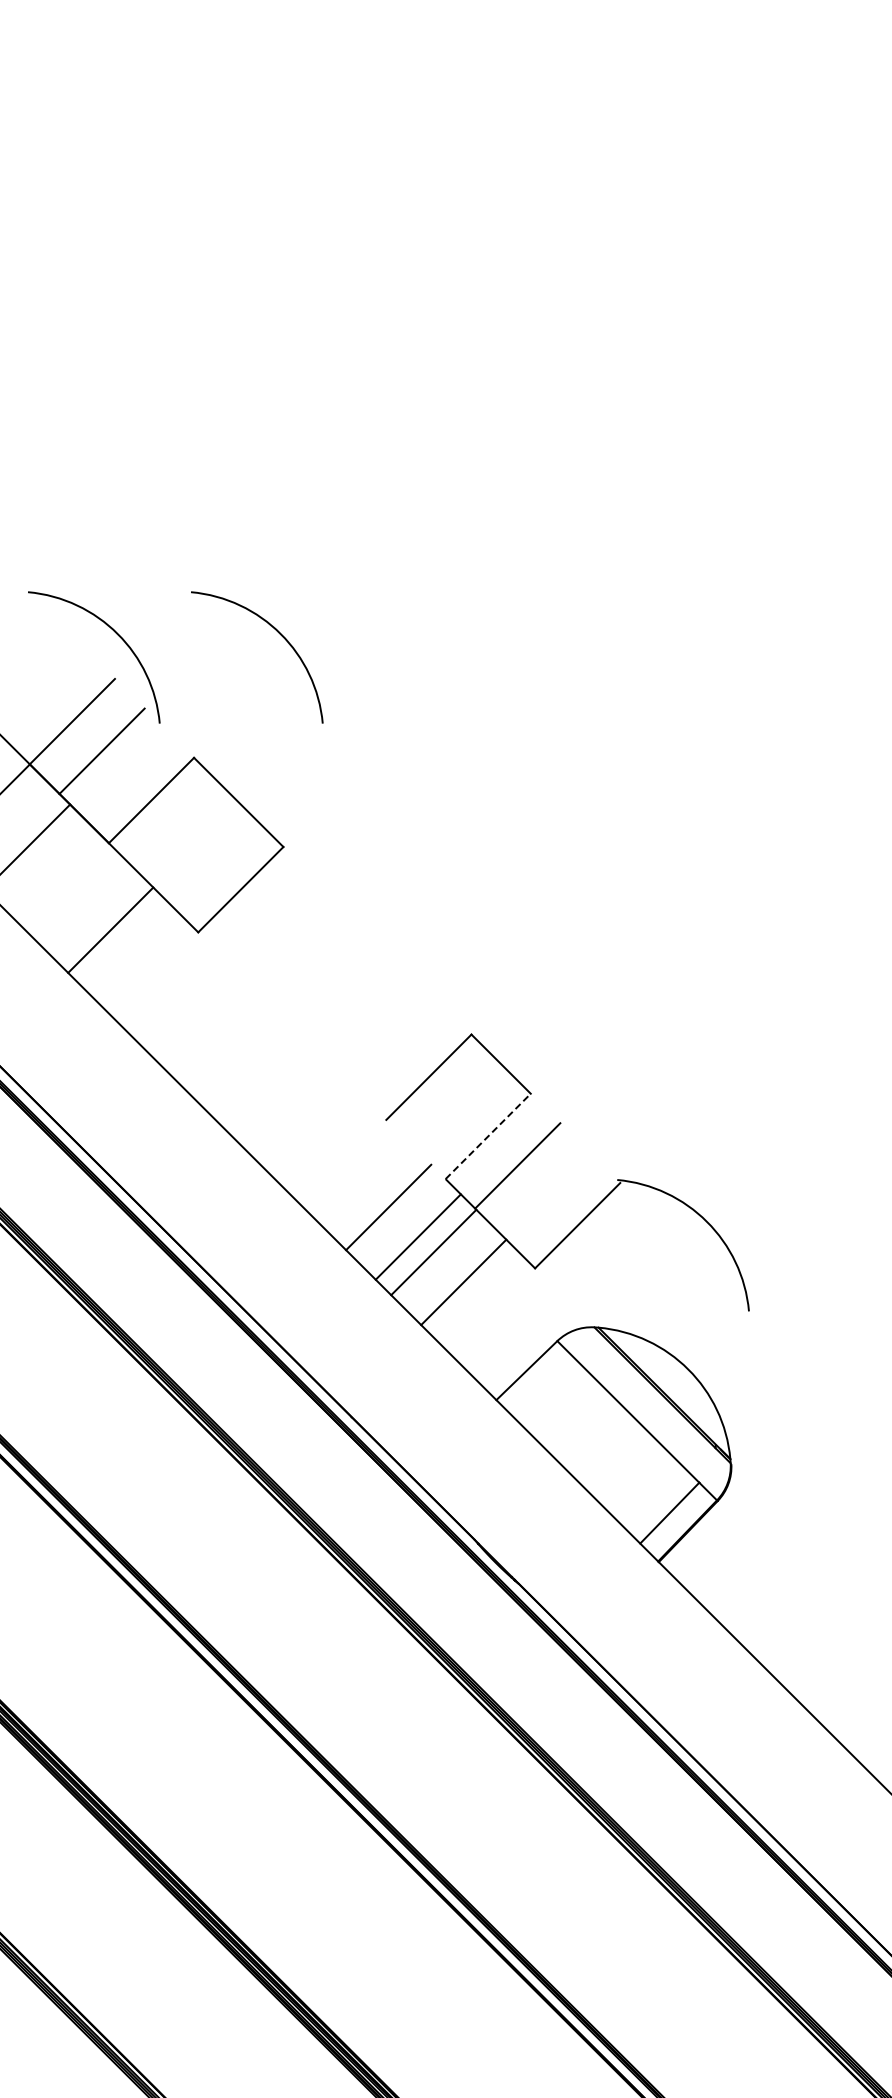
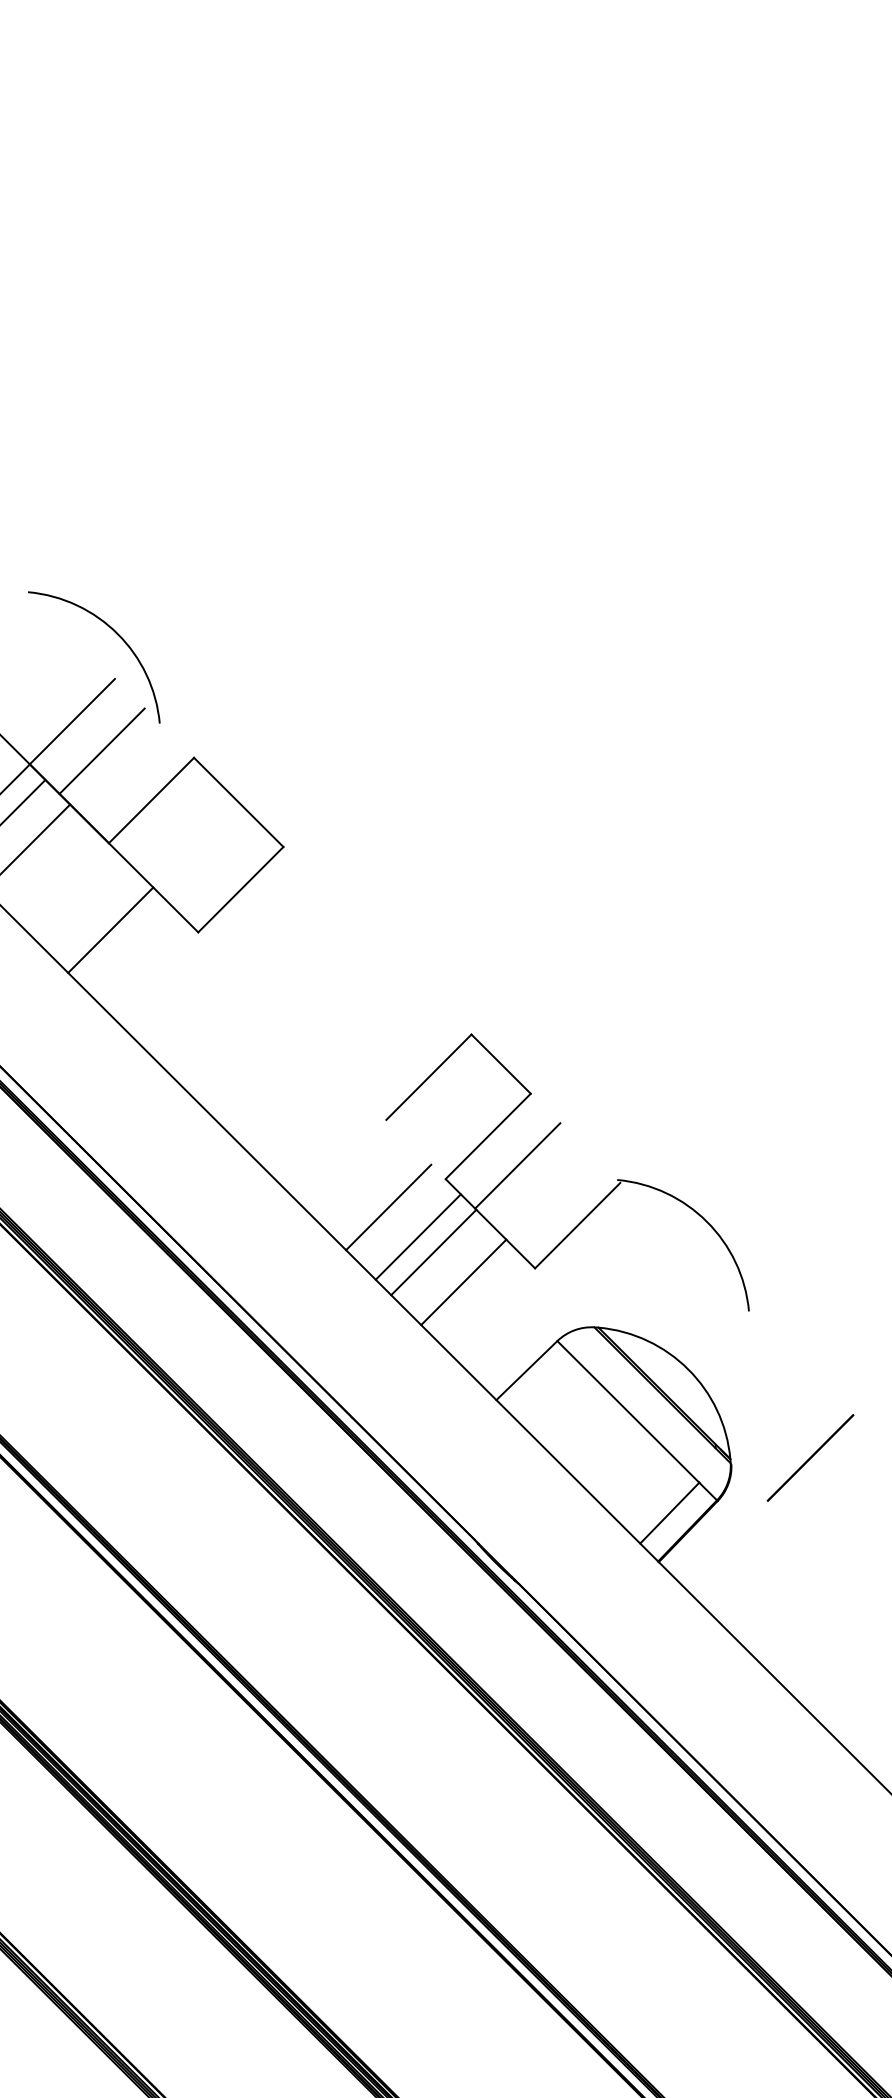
arc: present -> none (279, 634)
line: none -> present (23, 801)
line: dashed -> solid (488, 1136)
line: none -> present (810, 1457)
